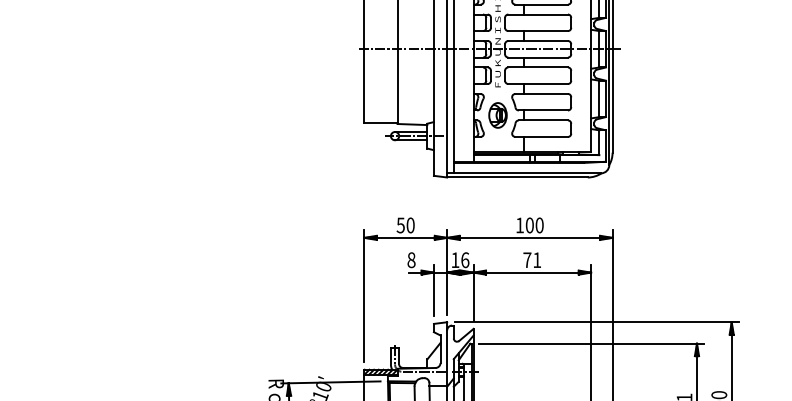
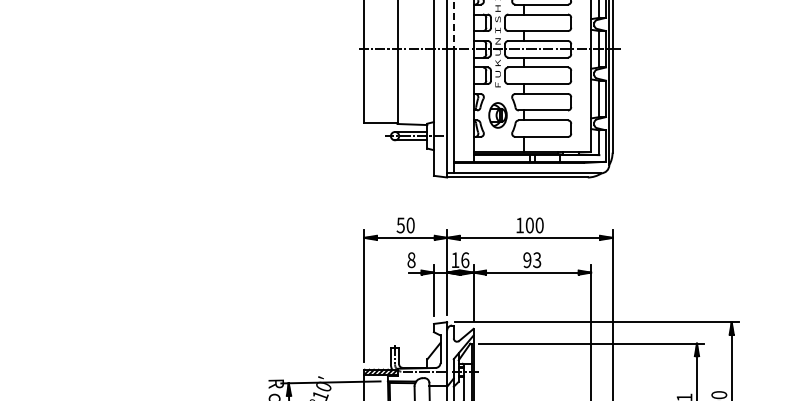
line: solid -> dashed (453, 25)
text: 71 -> 93 (532, 260)
